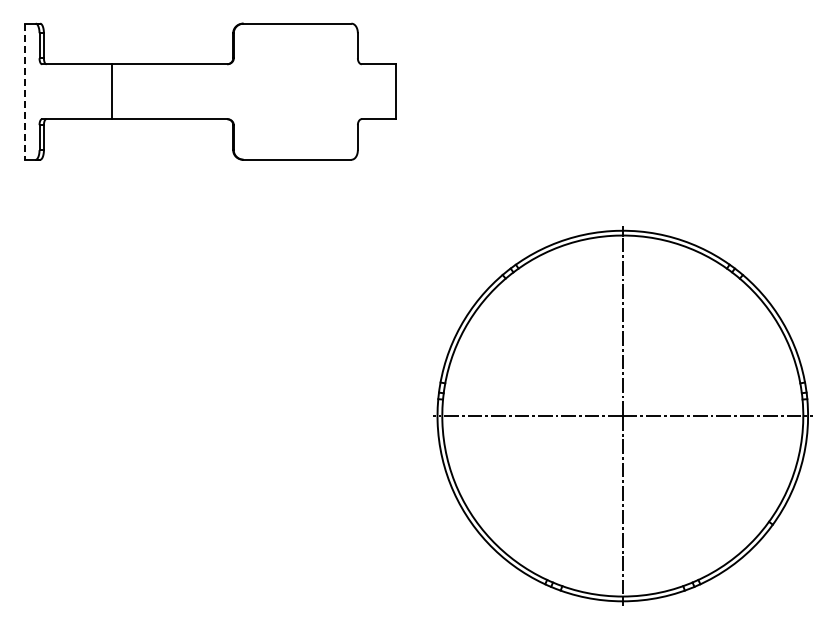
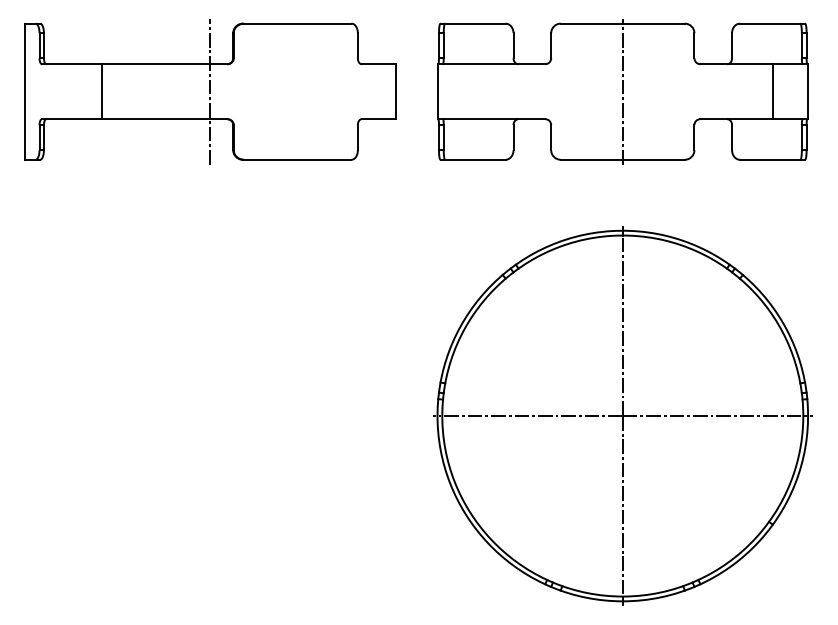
line position: (111, 91) -> (101, 91) (101, 91)
line: none -> present (210, 91)
part: none -> present (622, 91)
line: dashed -> solid (25, 92)
